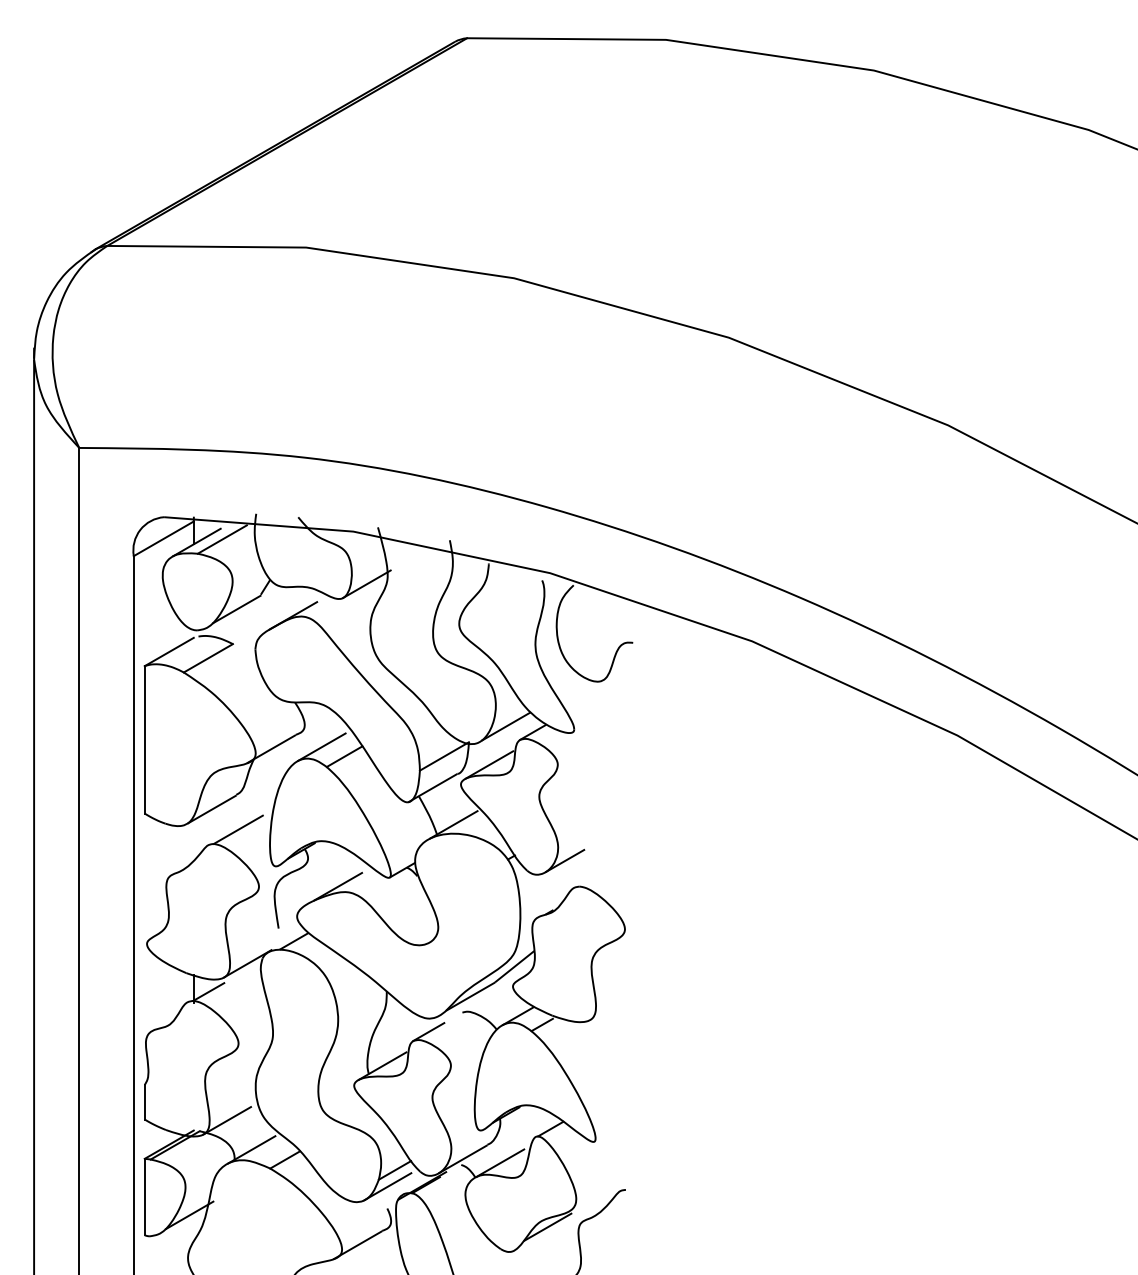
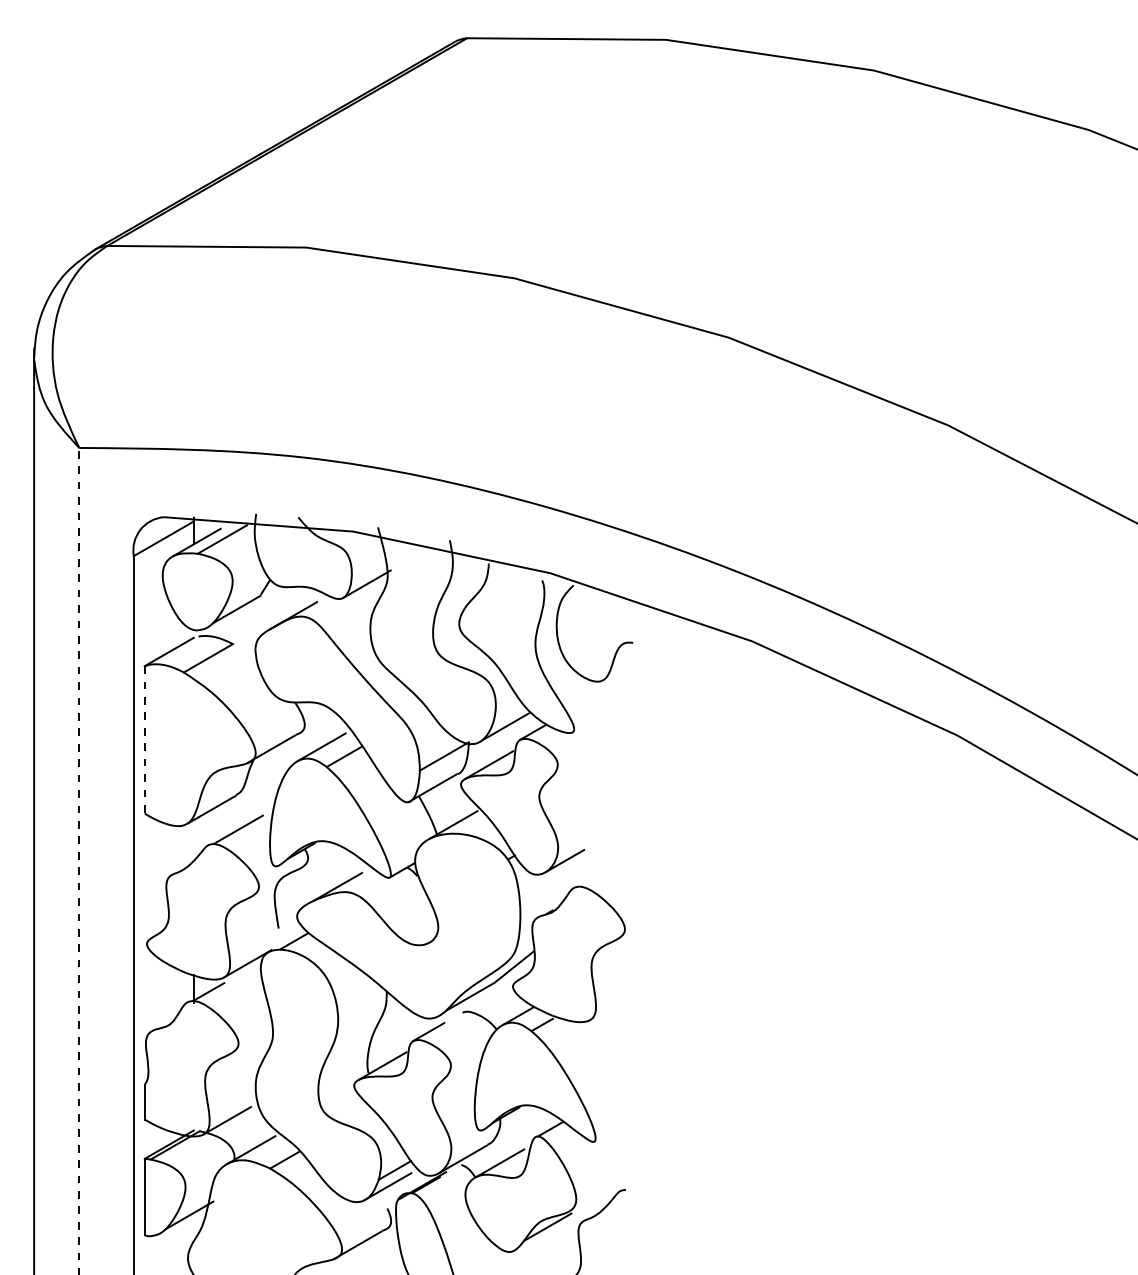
line: solid -> dashed (144, 739)
line: solid -> dashed (79, 860)
